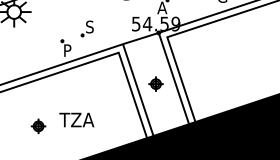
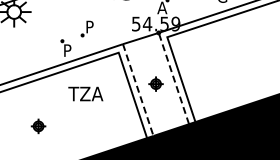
text: S -> P (89, 26)
line: solid -> dashed (173, 78)
line: solid -> dashed (138, 90)
text position: (76, 119) -> (85, 93) (85, 93)
